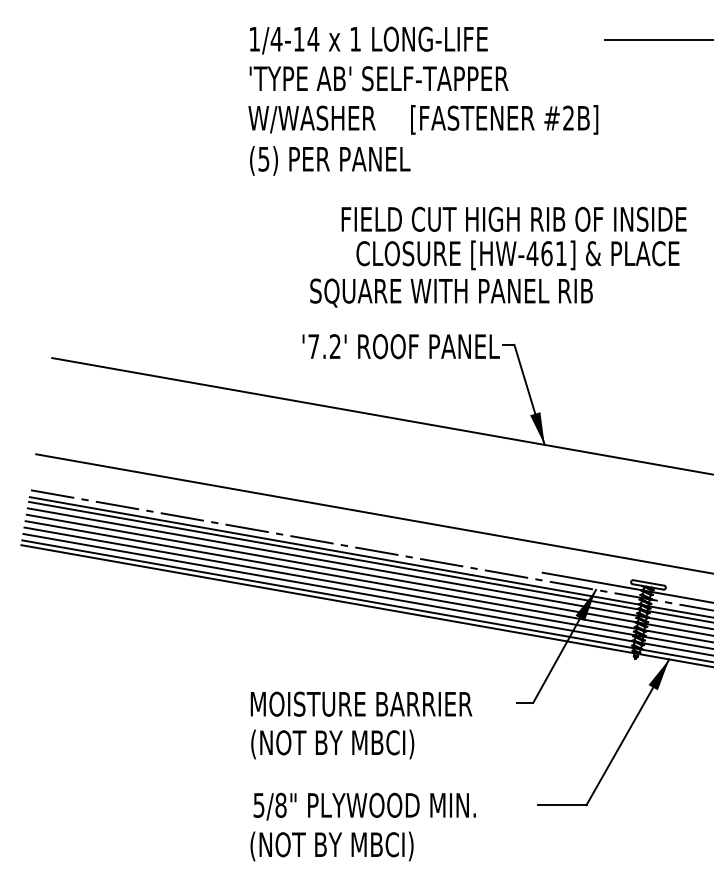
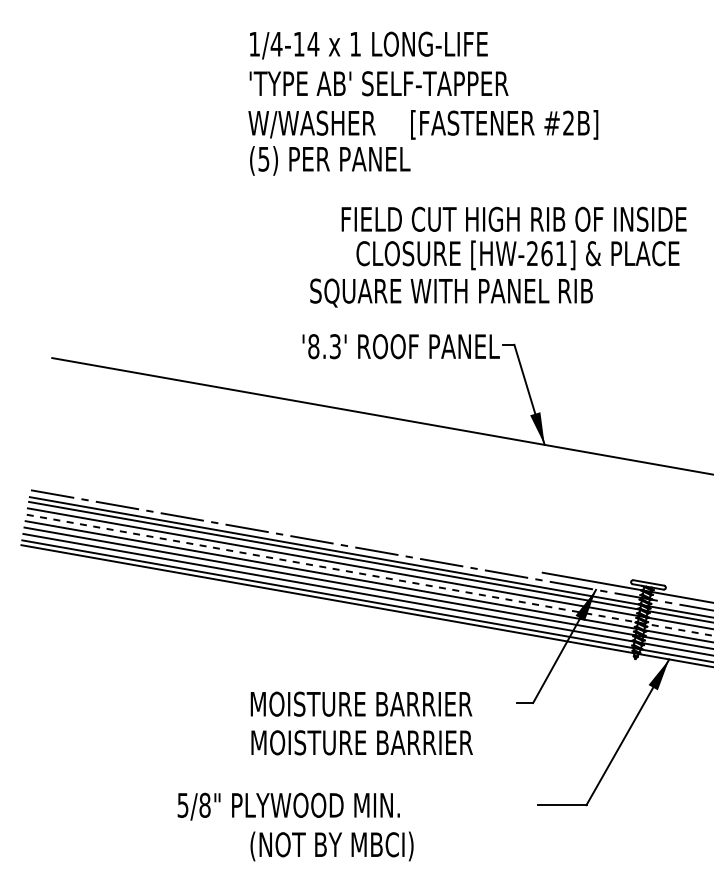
line: present -> none (657, 39)
text position: (423, 80) -> (423, 85) (423, 85)
text: [HW-461] -> [HW-261] (532, 253)
text: '7.2' -> '8.3' (324, 346)
line: present -> none (373, 513)
line: solid -> dashed (370, 575)
text: (NOT BY MBCI) -> MOISTURE BARRIER (361, 744)
text position: (364, 806) -> (288, 806) (288, 806)
